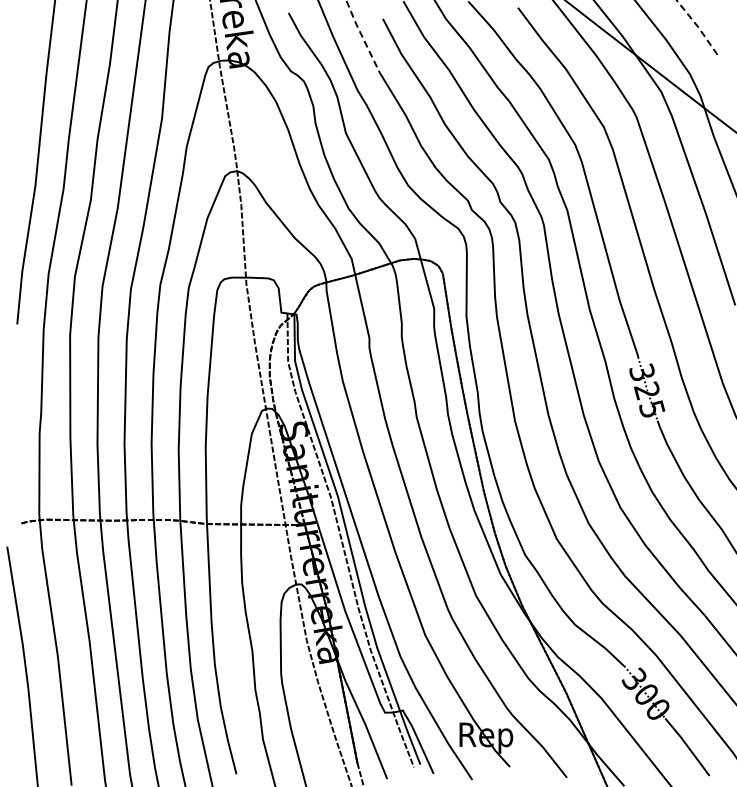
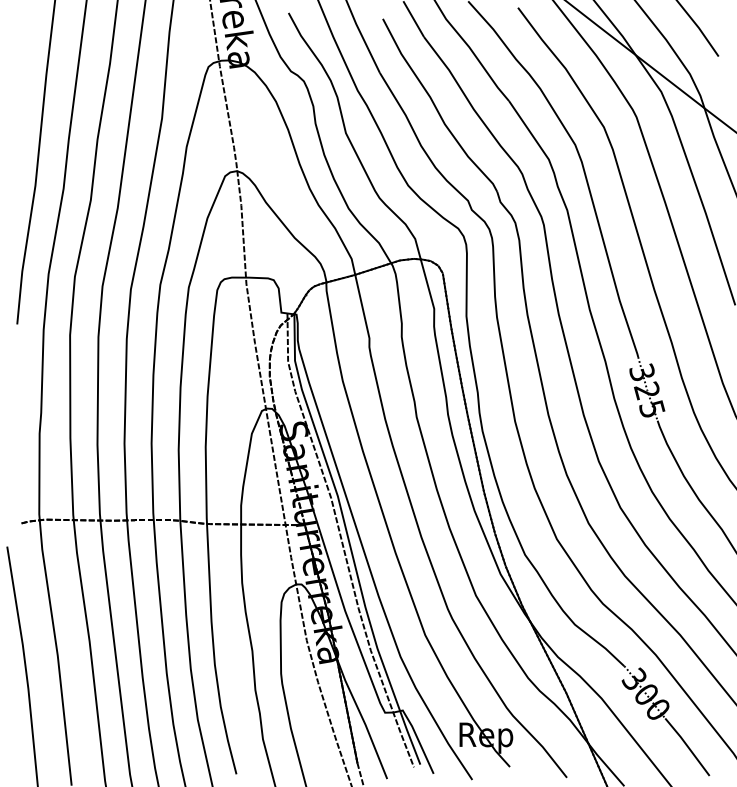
line: dashed -> solid (698, 28)
line: dashed -> solid (362, 36)
